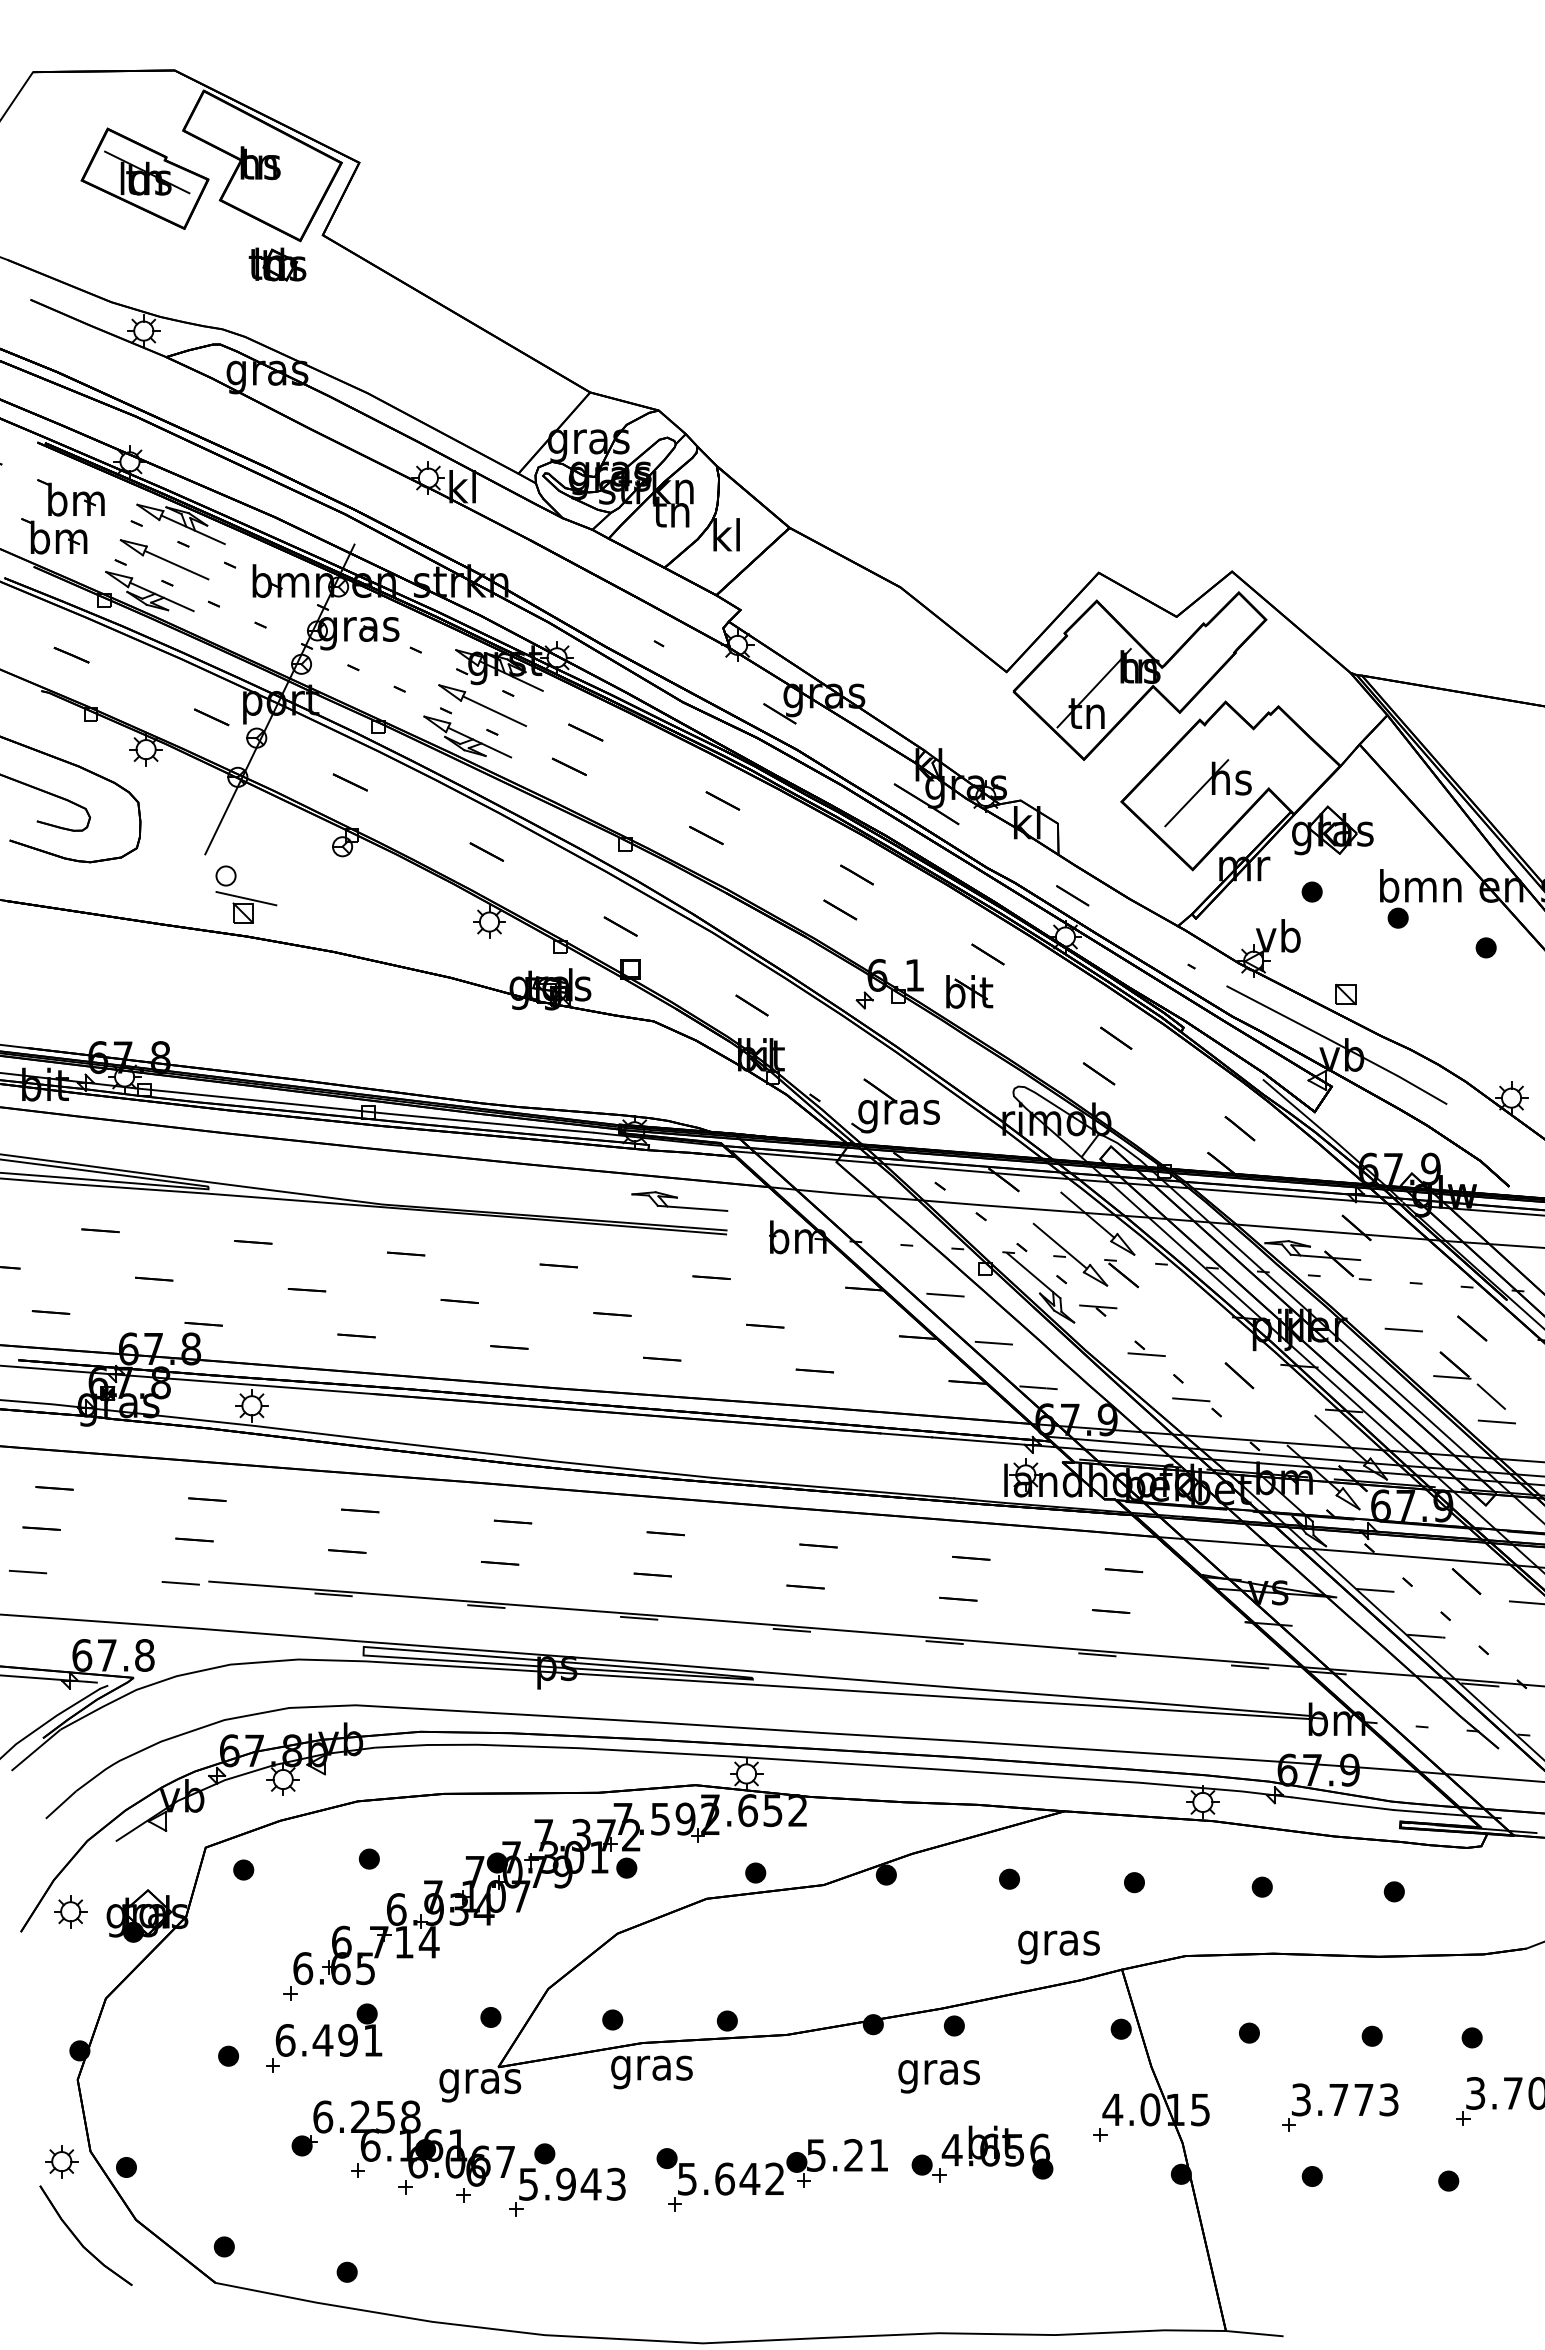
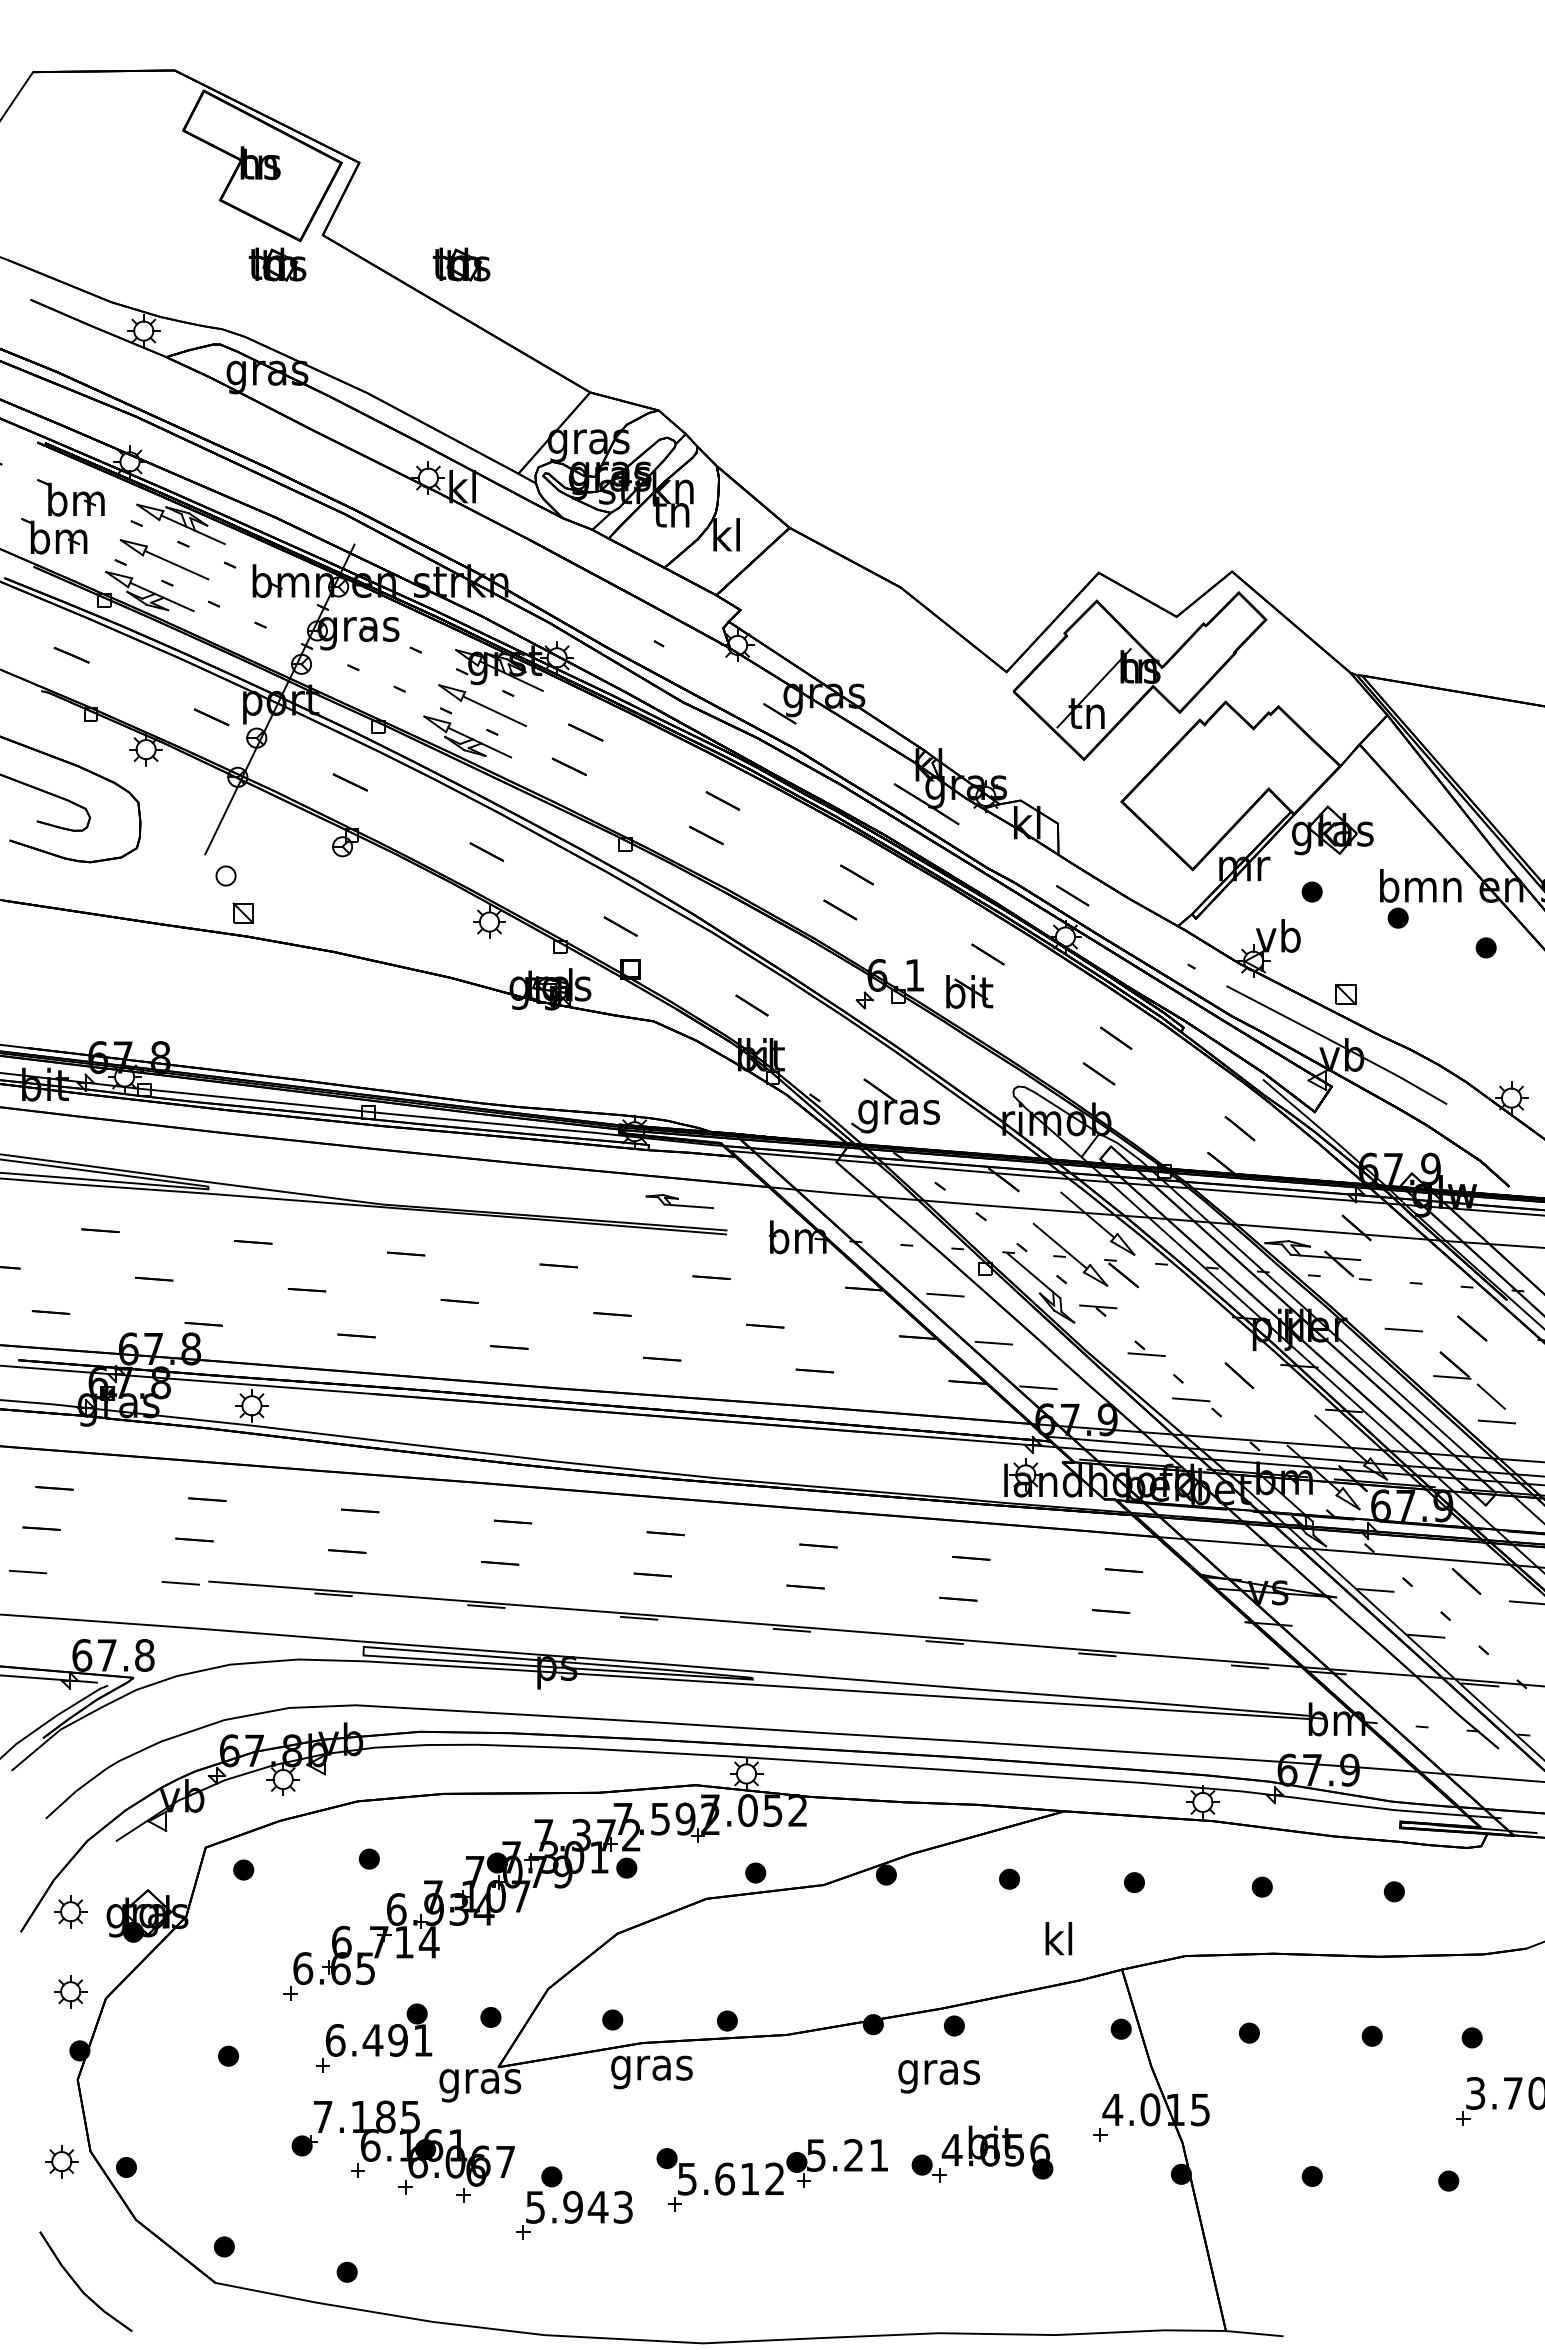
part: present -> none (144, 178)
part: none -> present (461, 264)
part: present -> none (1207, 793)
line: present -> none (246, 898)
part size: 98x21 px -> 69x15 px (679, 1201)
text: 7.652 -> 7.052 (748, 1810)
text: gras -> kl (1058, 1943)
part: none -> present (70, 1991)
part position: (324, 2037) -> (374, 2037) (374, 2037)
part: present -> none (1340, 2107)
text: 6.258 -> 7.185 (366, 2116)
text: 5.642 -> 5.612 (749, 2178)
part position: (567, 2179) -> (574, 2202) (574, 2202)
part position: (78, 2238) -> (78, 2284) (78, 2284)
